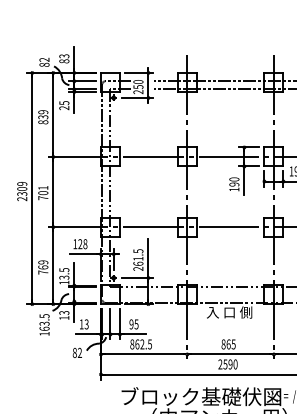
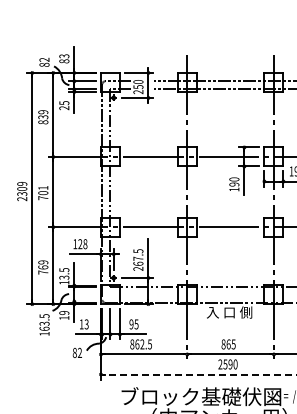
text: 261.5 -> 267.5 (138, 258)
text: 13 -> 19 (64, 313)
line: solid -> dashed (200, 374)
